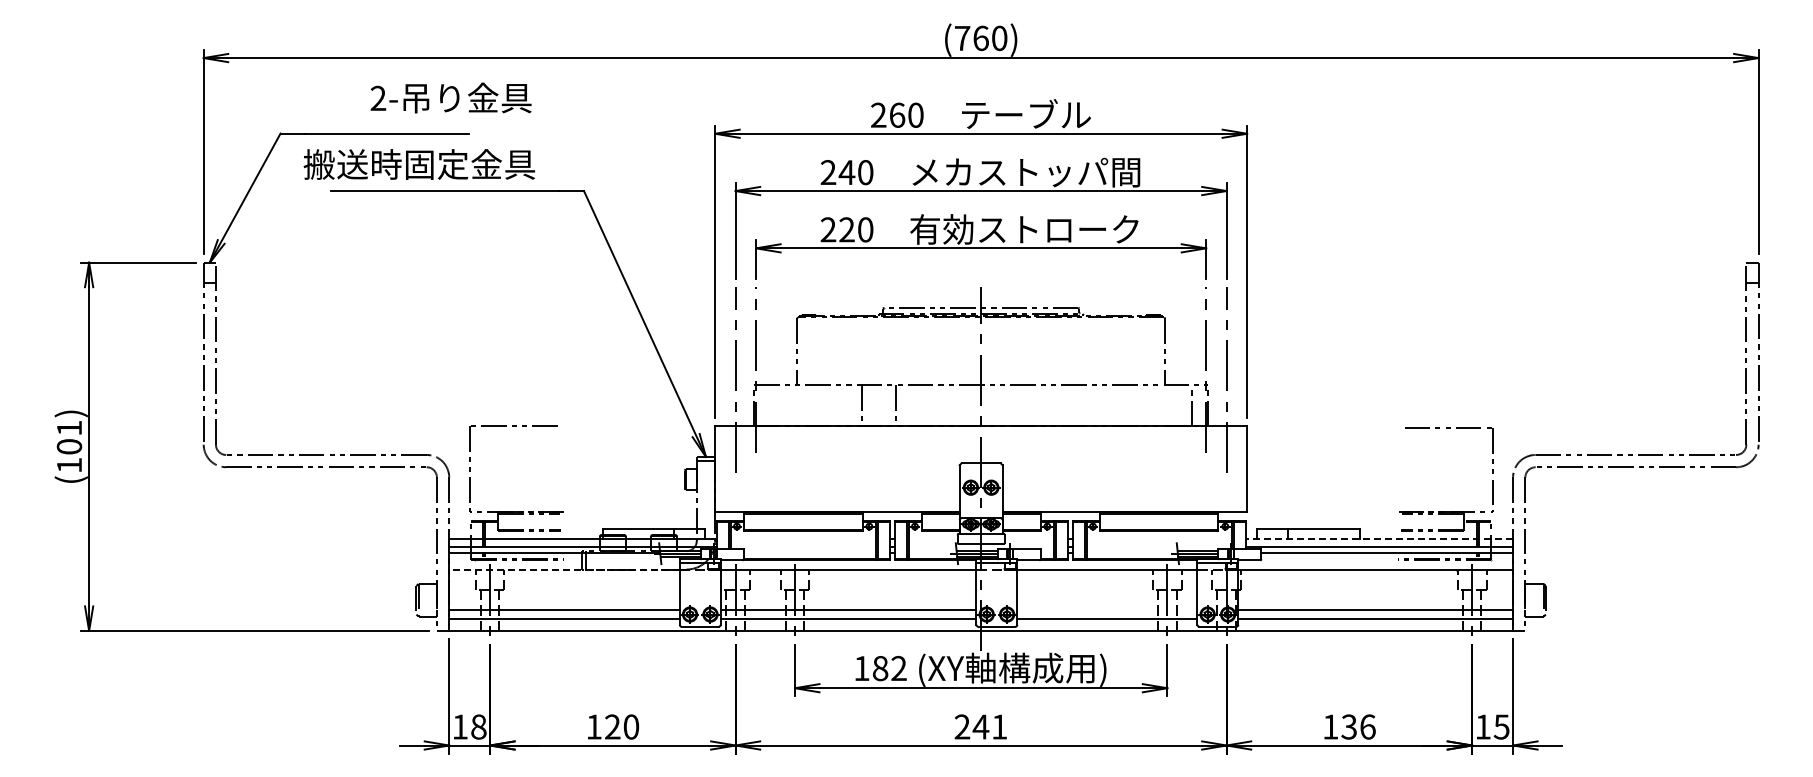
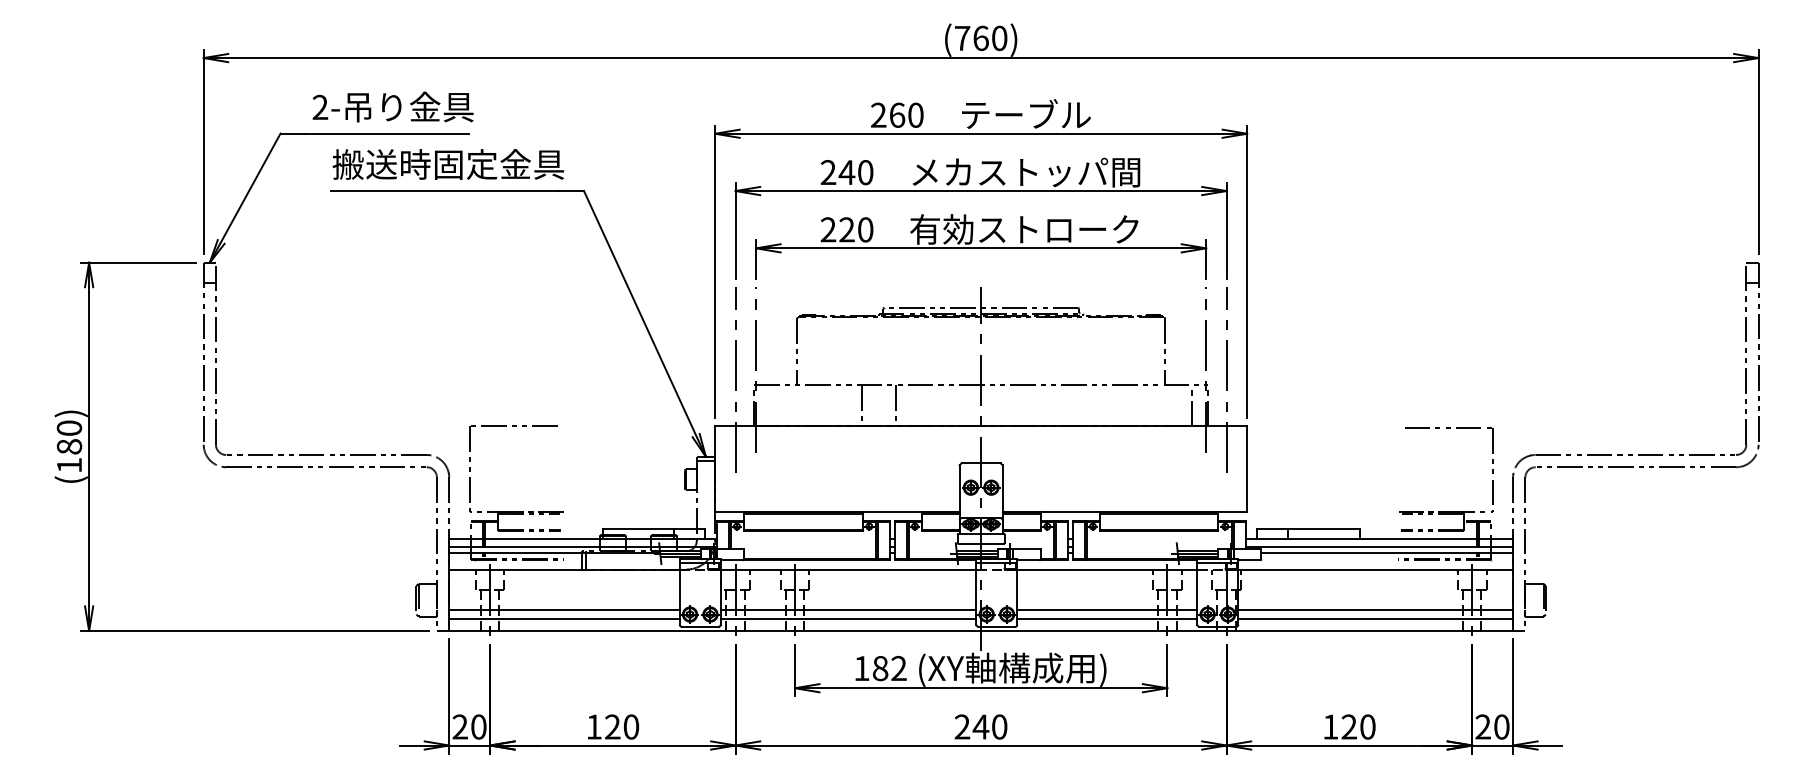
text position: (450, 97) -> (392, 106) (392, 106)
text position: (418, 164) -> (447, 164) (447, 164)
text: (101) -> (180) (69, 437)
line: dashed -> solid (1379, 538)
line: dashed -> solid (564, 569)
line: none -> present (1107, 609)
text: 18 -> 20 (469, 726)
text: 241 -> 240 (999, 726)
text: 136 -> 120 (1358, 726)
text: 15 -> 20 (1492, 726)
